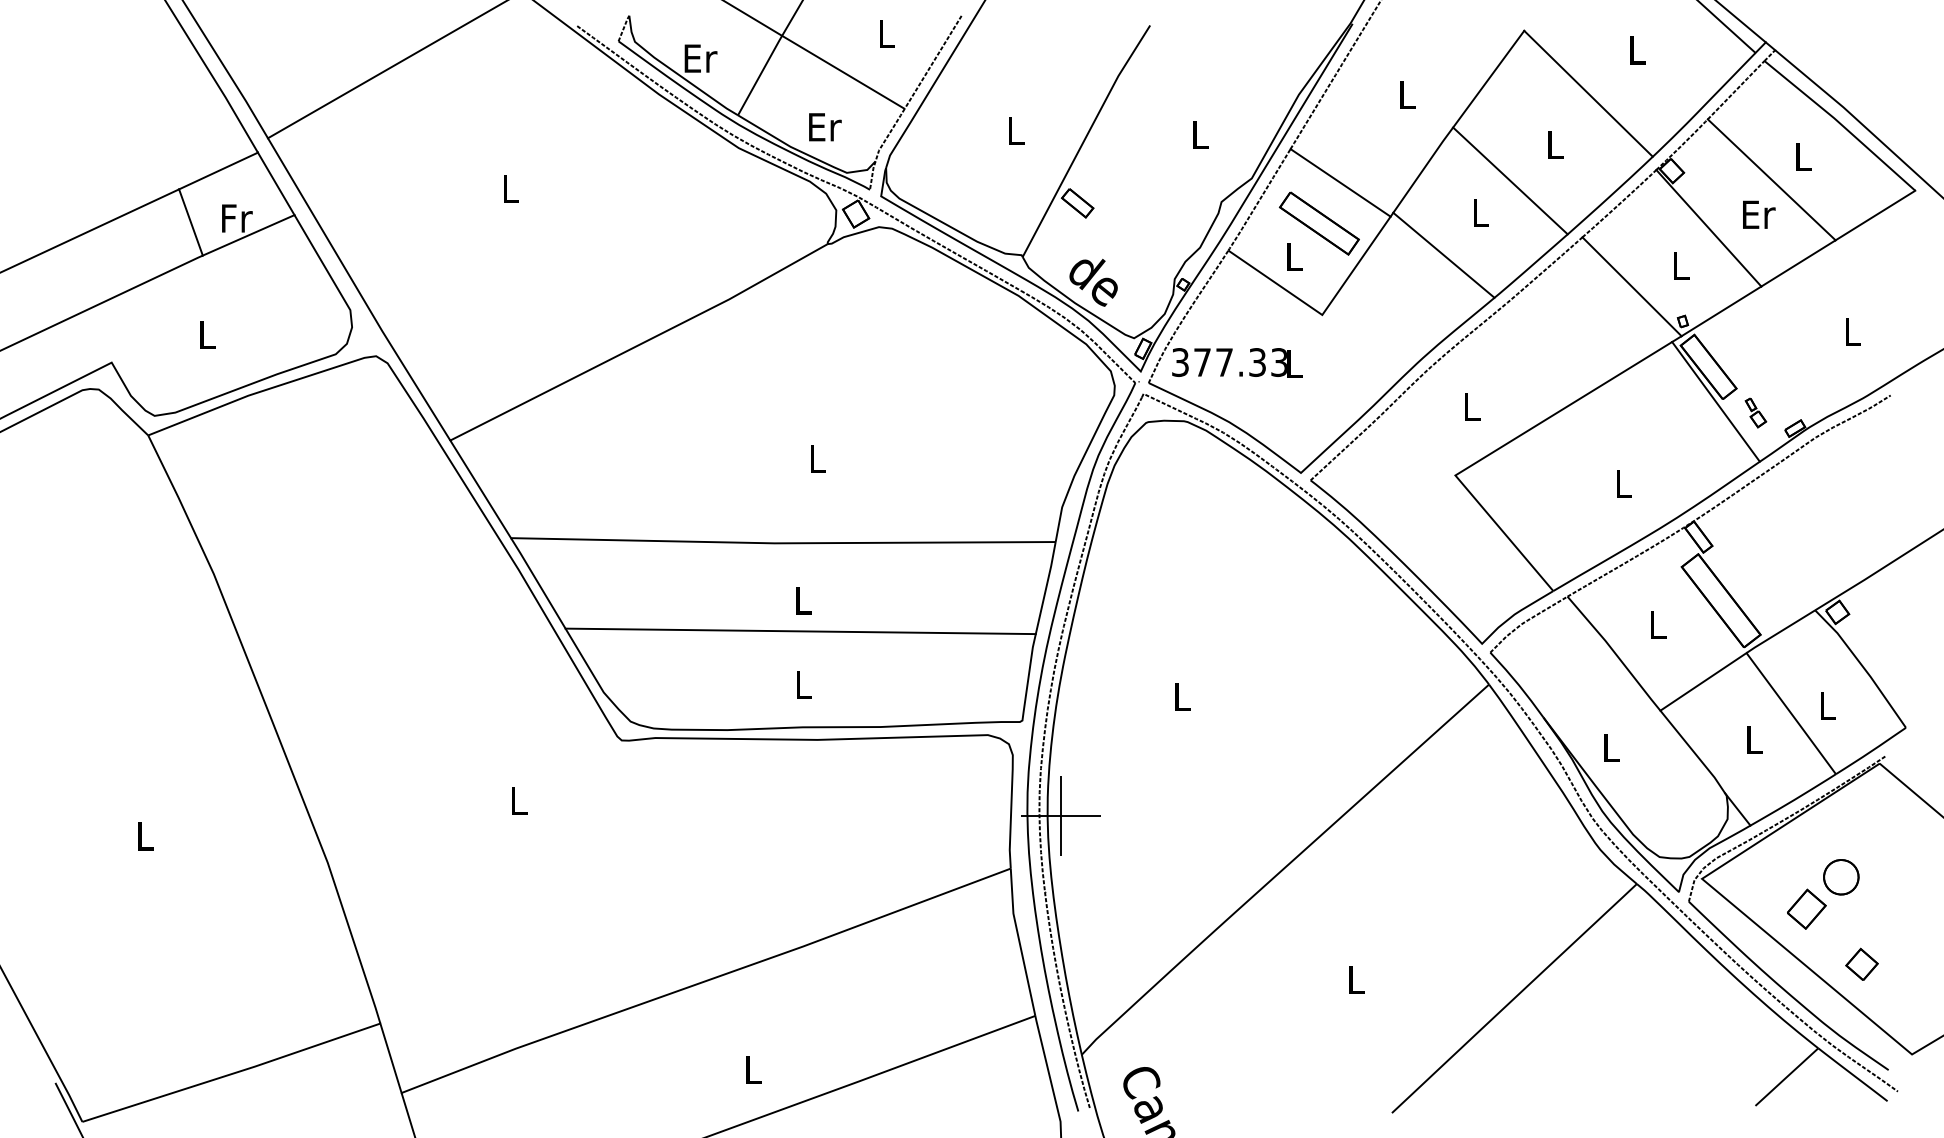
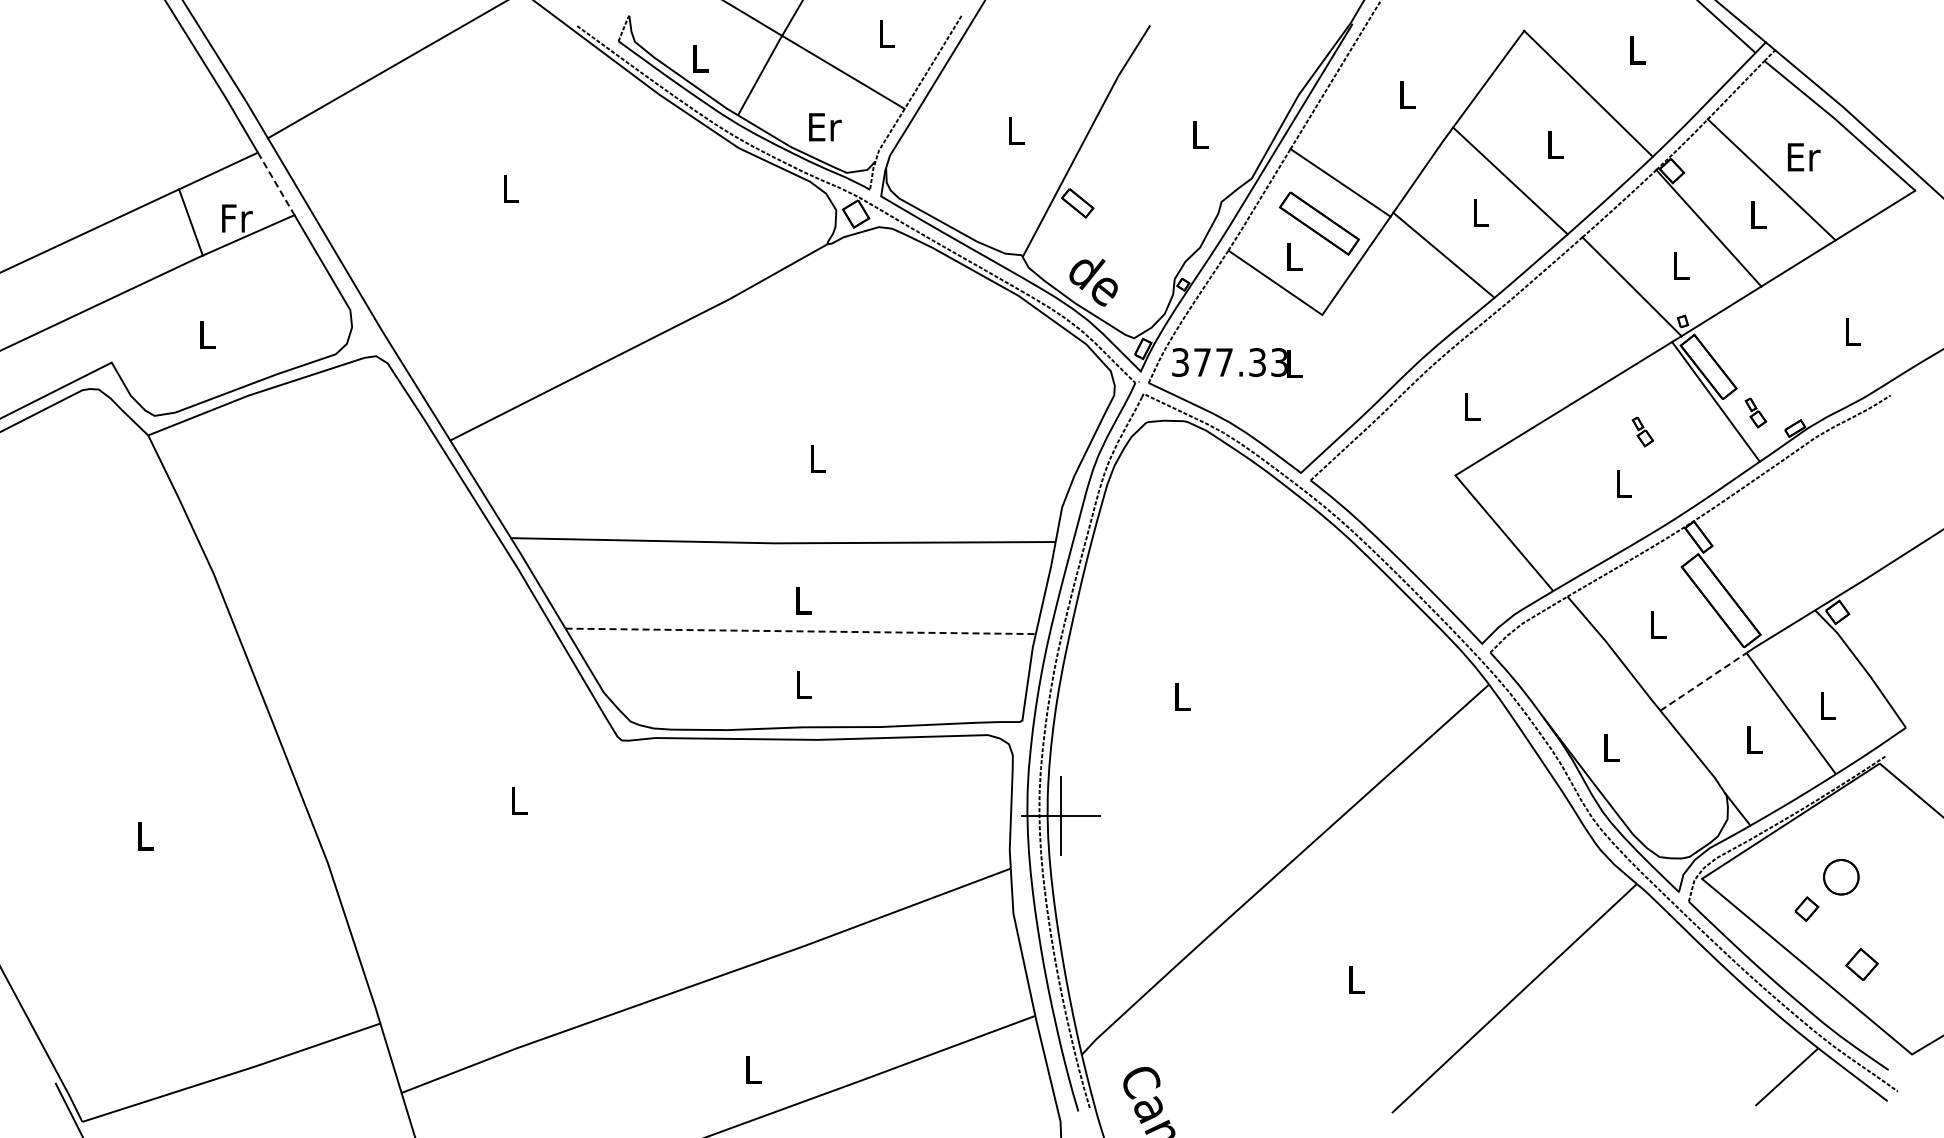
text: Er -> L (700, 58)
text: L -> Er (1803, 157)
line: solid -> dashed (276, 184)
text: Er -> L (1759, 214)
part: none -> present (1642, 431)
line: solid -> dashed (801, 631)
line: solid -> dashed (1703, 681)
part size: 40x42 px -> 26x26 px (1806, 908)
